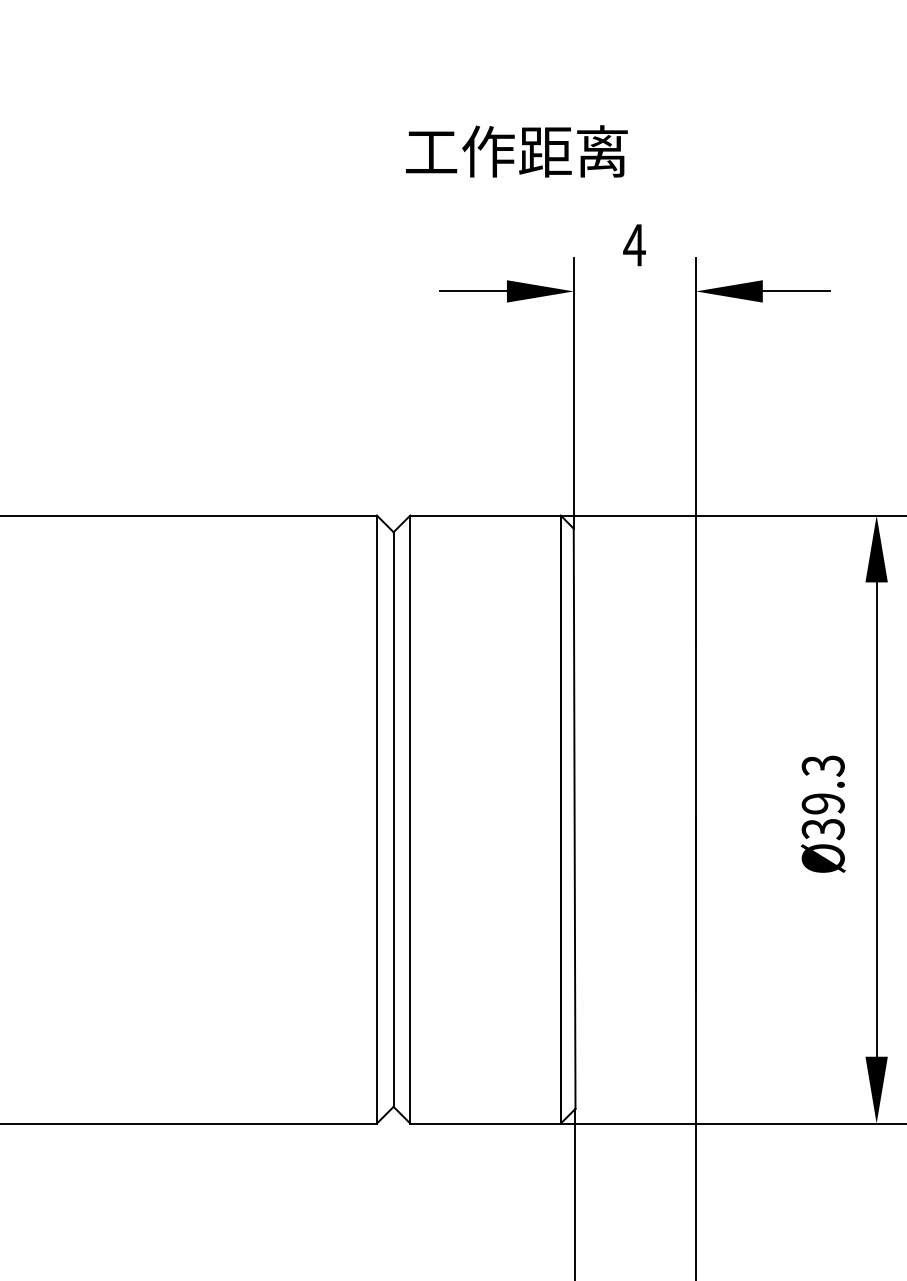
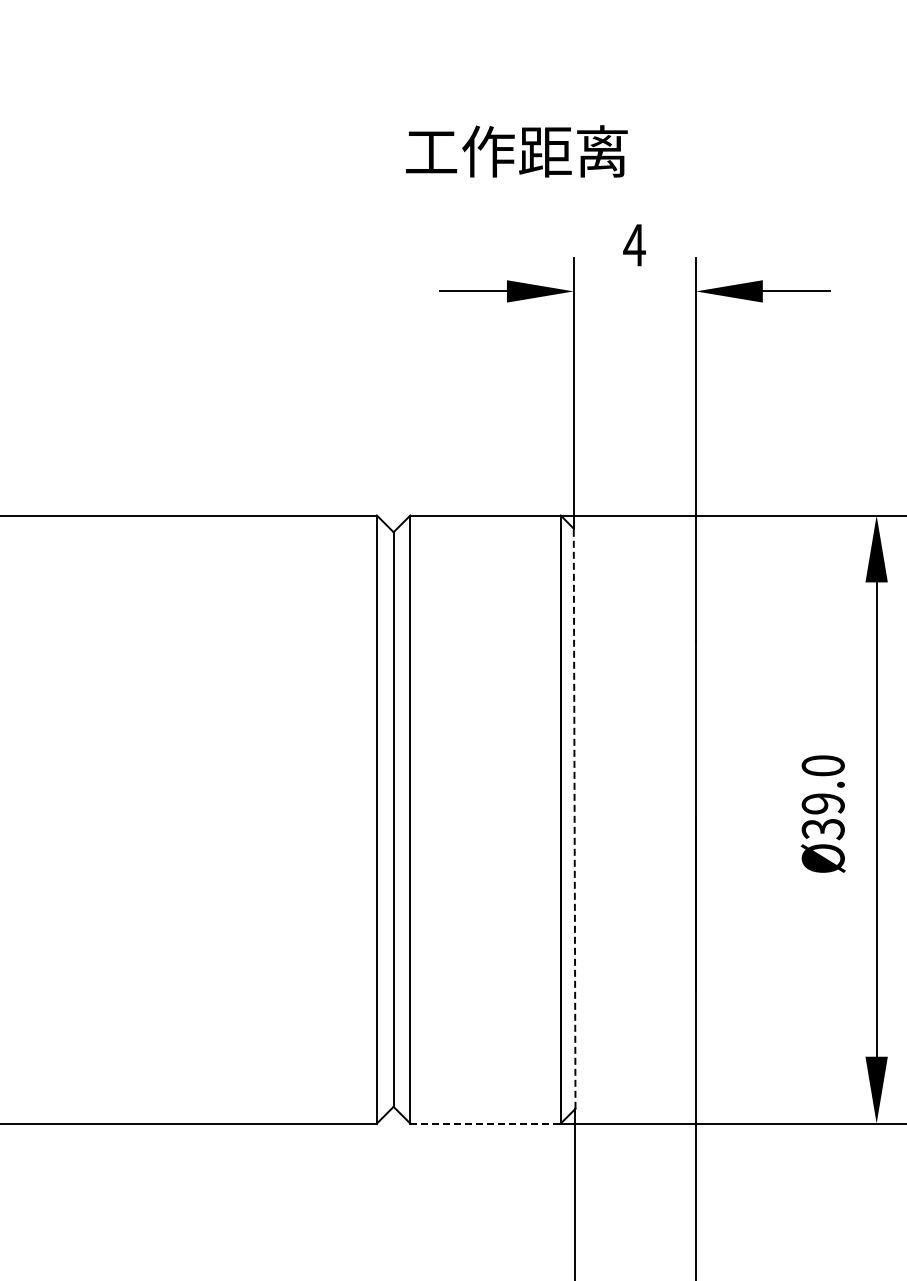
text: Ø39.3 -> Ø39.0 (822, 765)
line: solid -> dashed (574, 818)
line: solid -> dashed (486, 1123)
